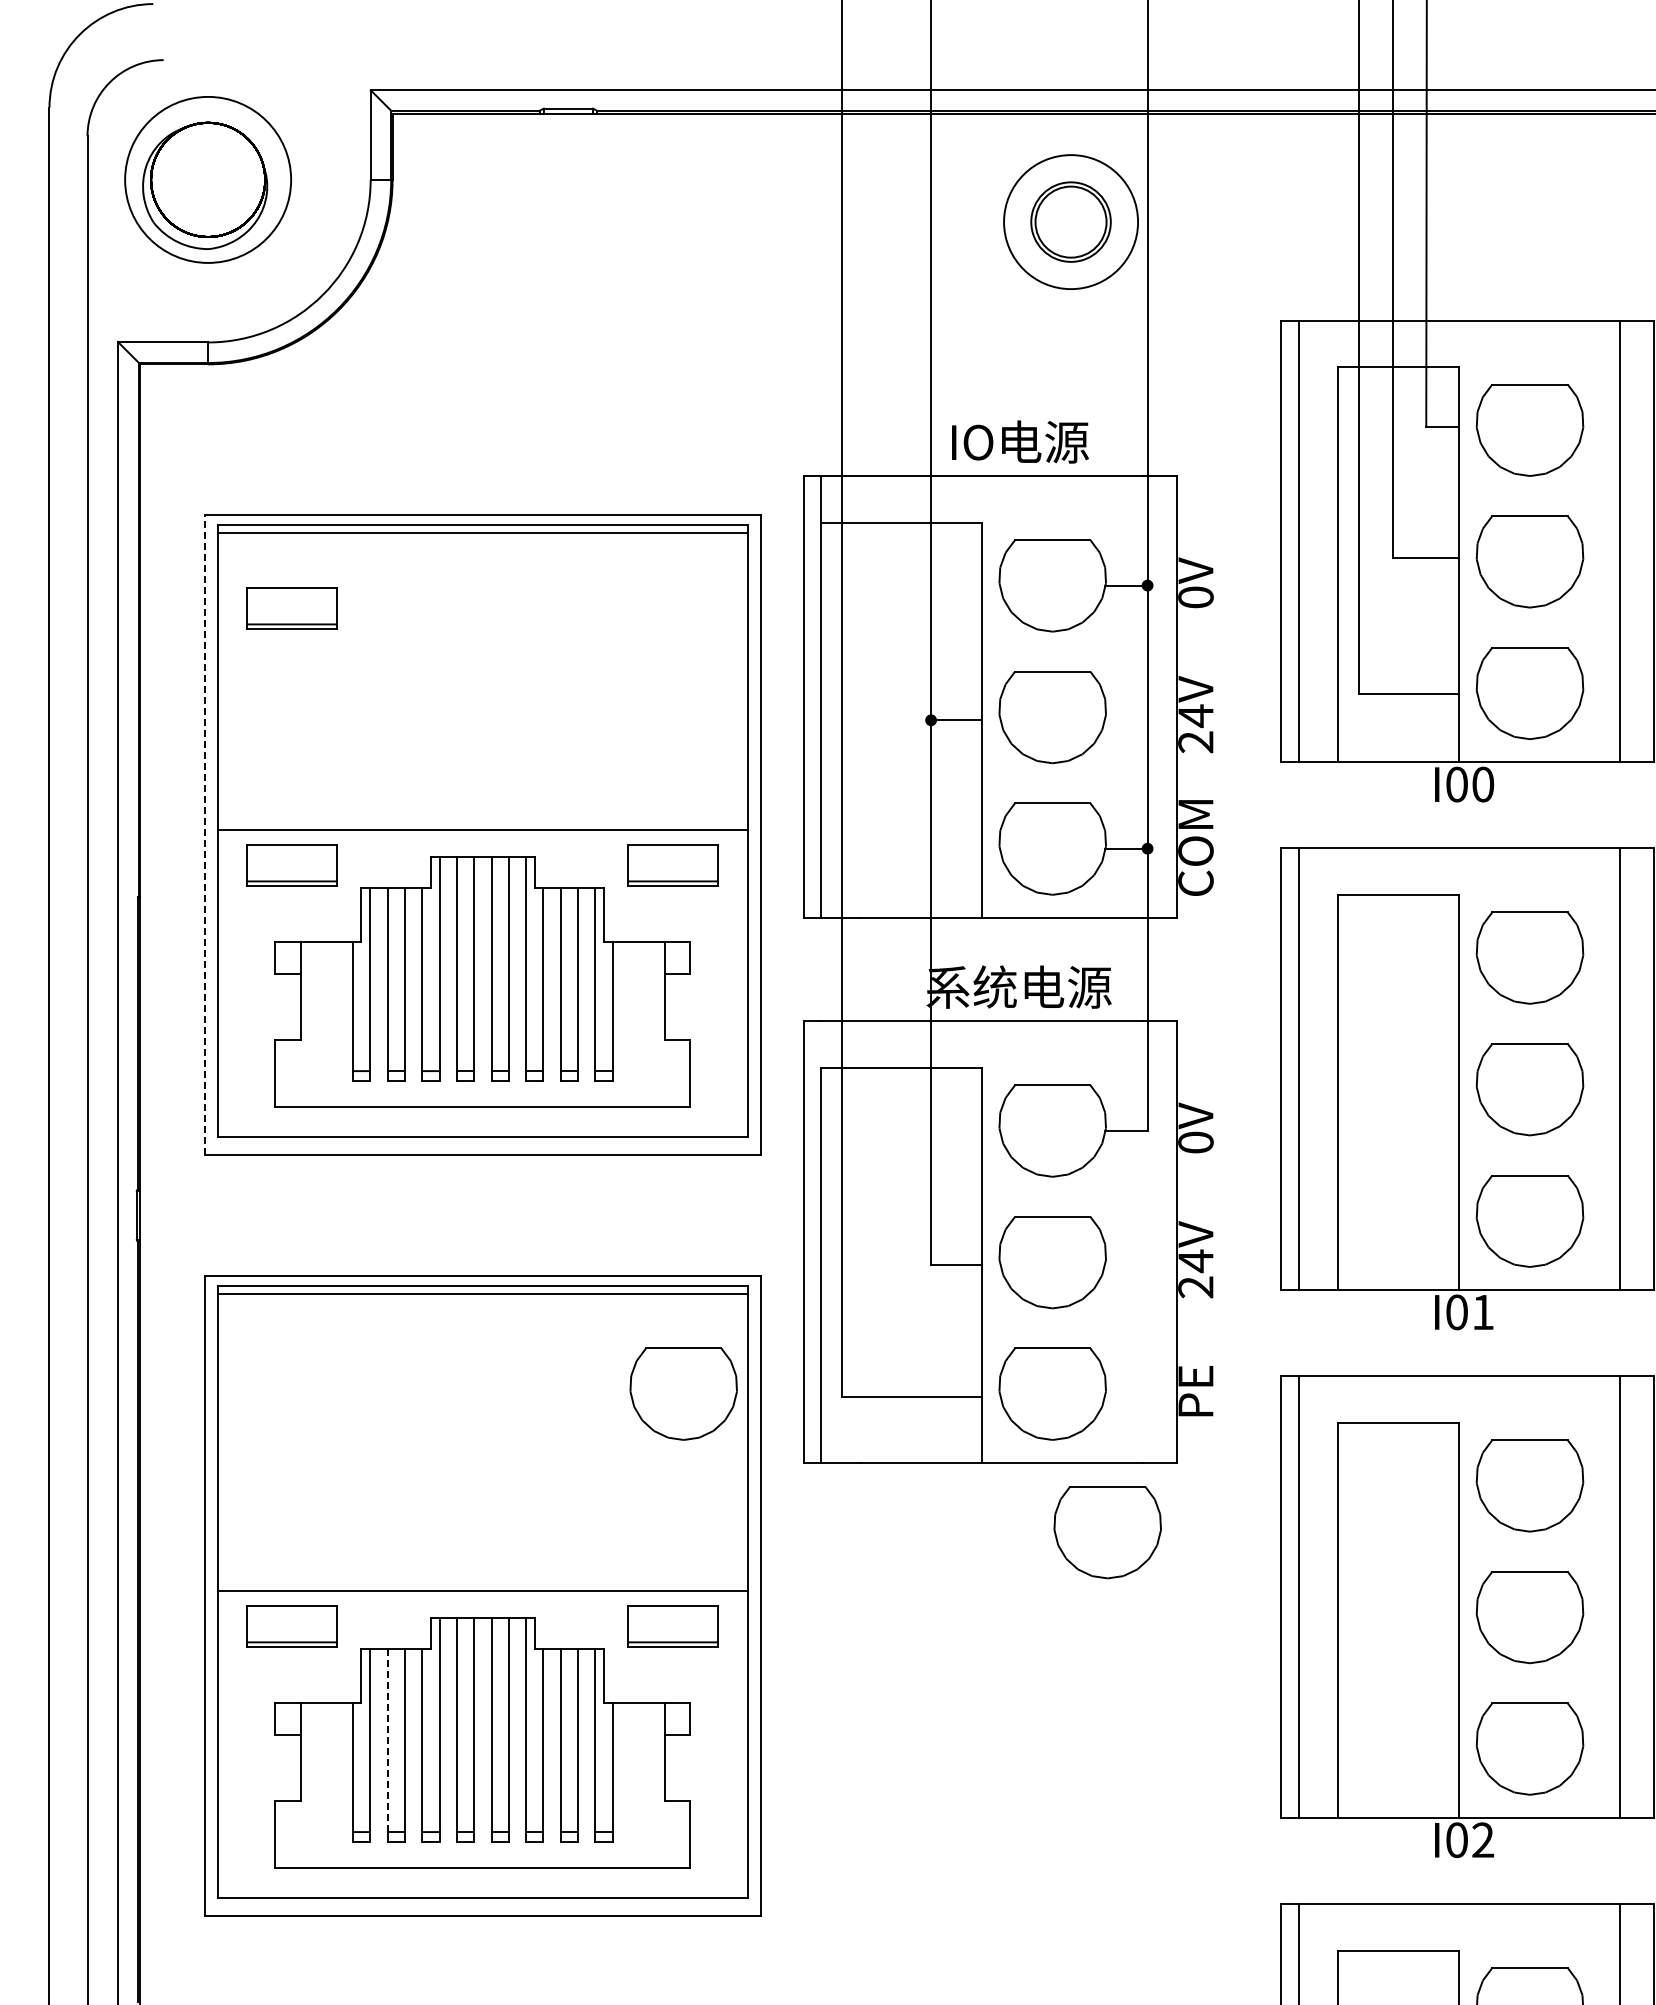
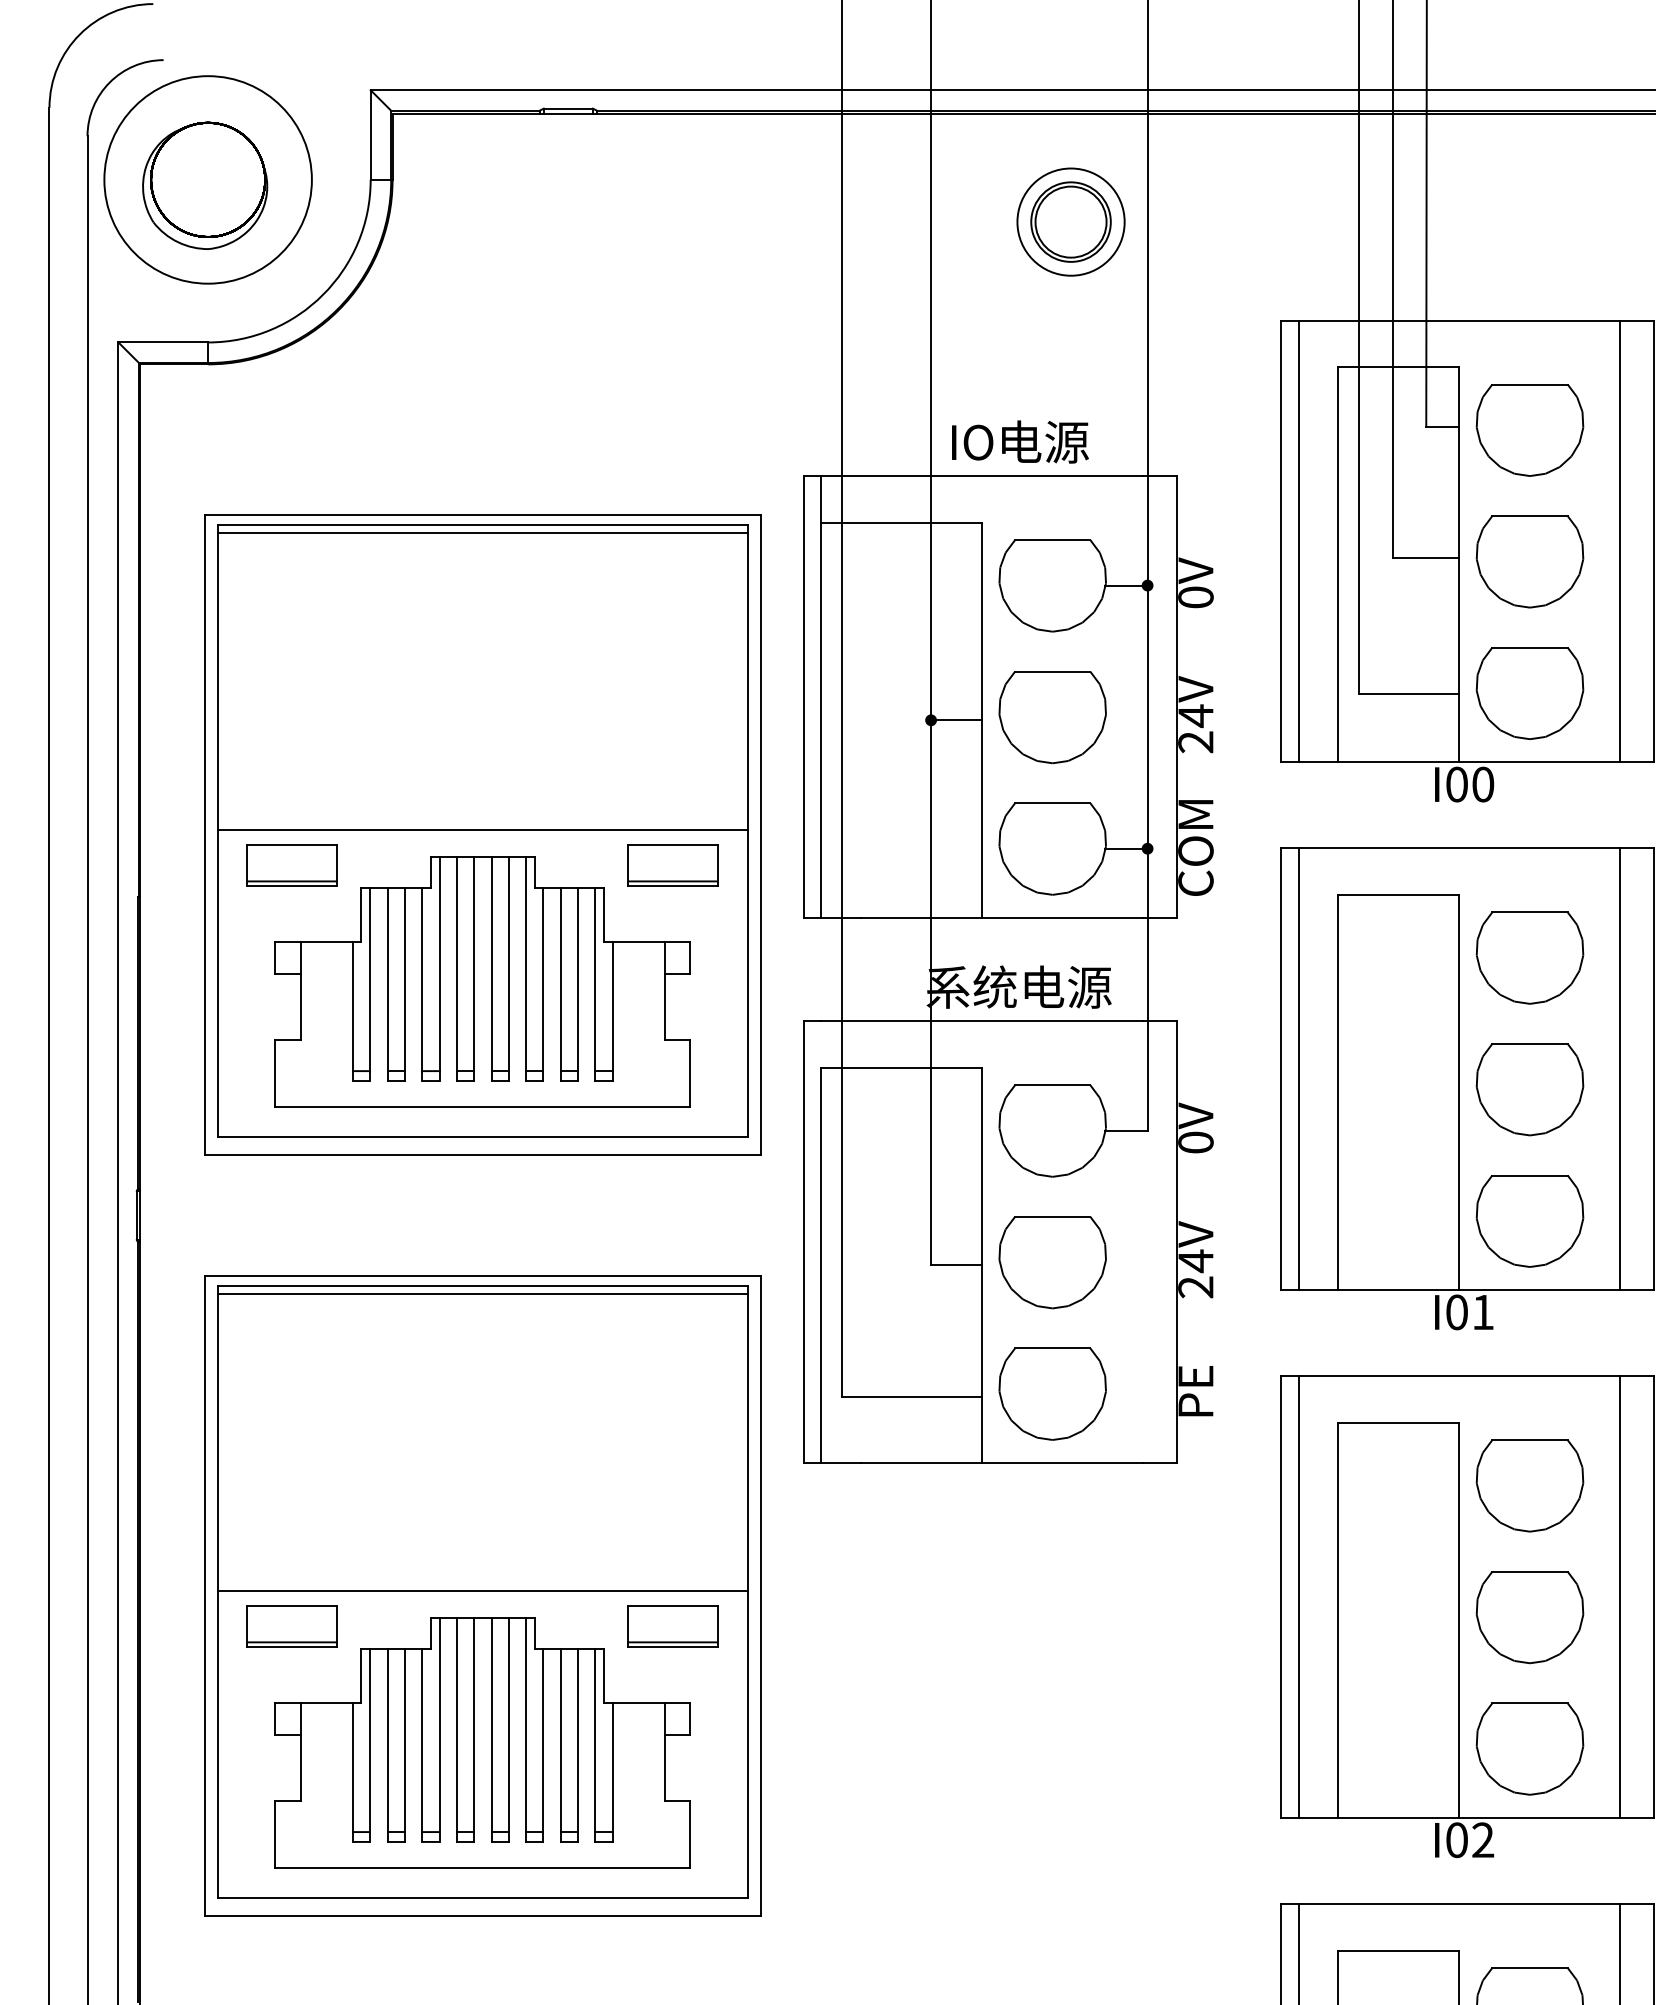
circle diameter: 166 px -> 208 px (207, 179)
circle diameter: 134 px -> 107 px (1070, 221)
part: present -> none (291, 608)
line: dashed -> solid (204, 835)
part: present -> none (683, 1393)
part: present -> none (1107, 1532)
line: dashed -> solid (387, 1740)
